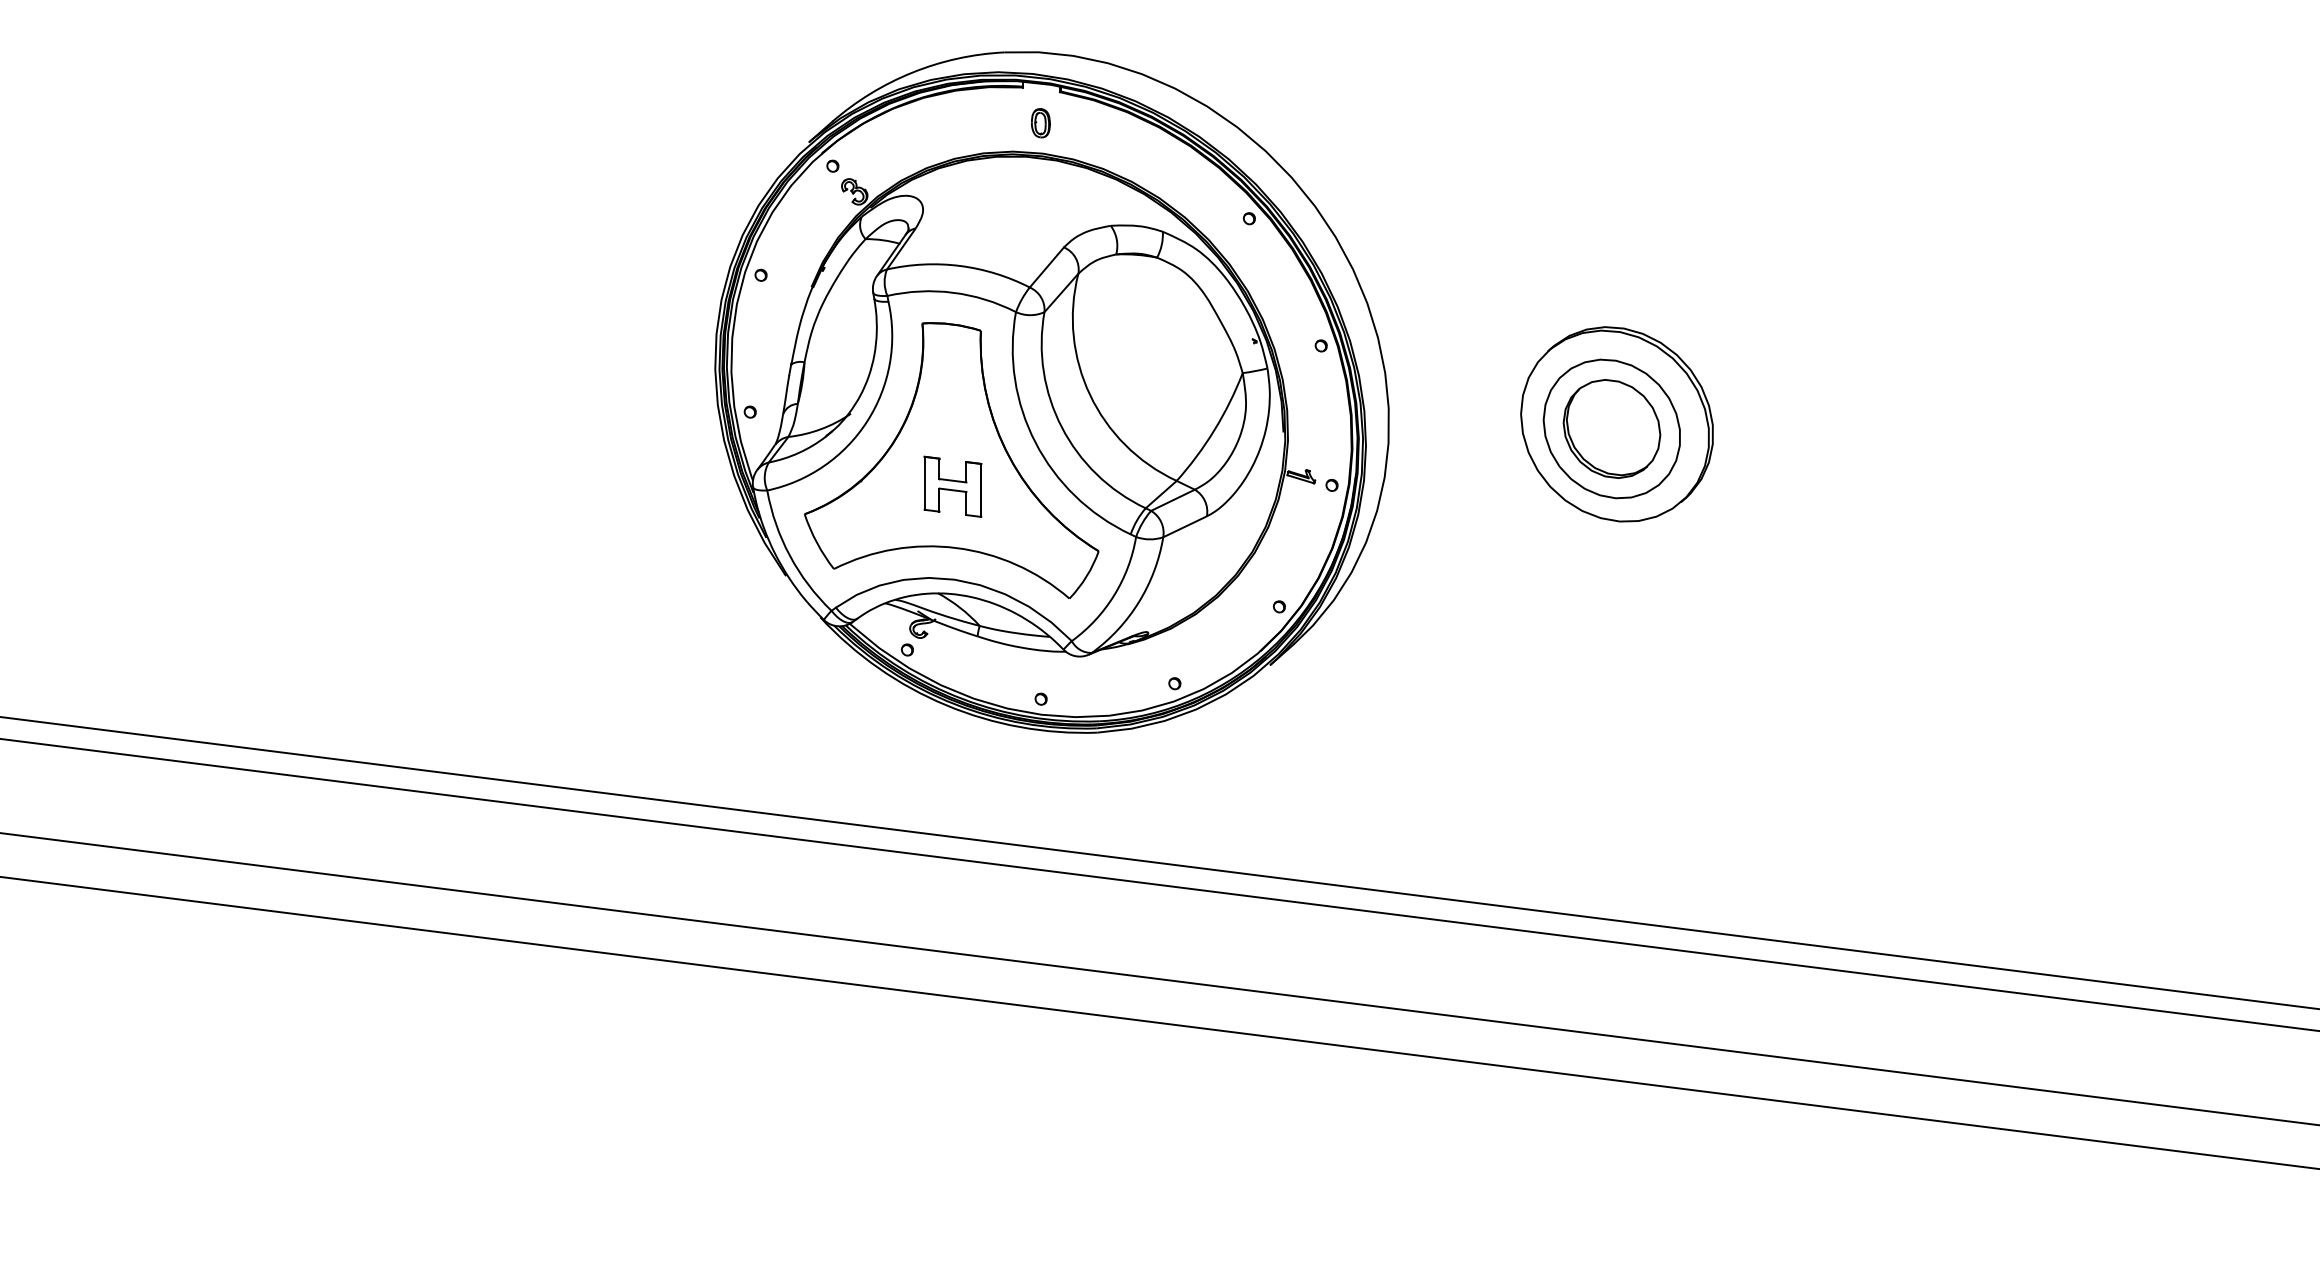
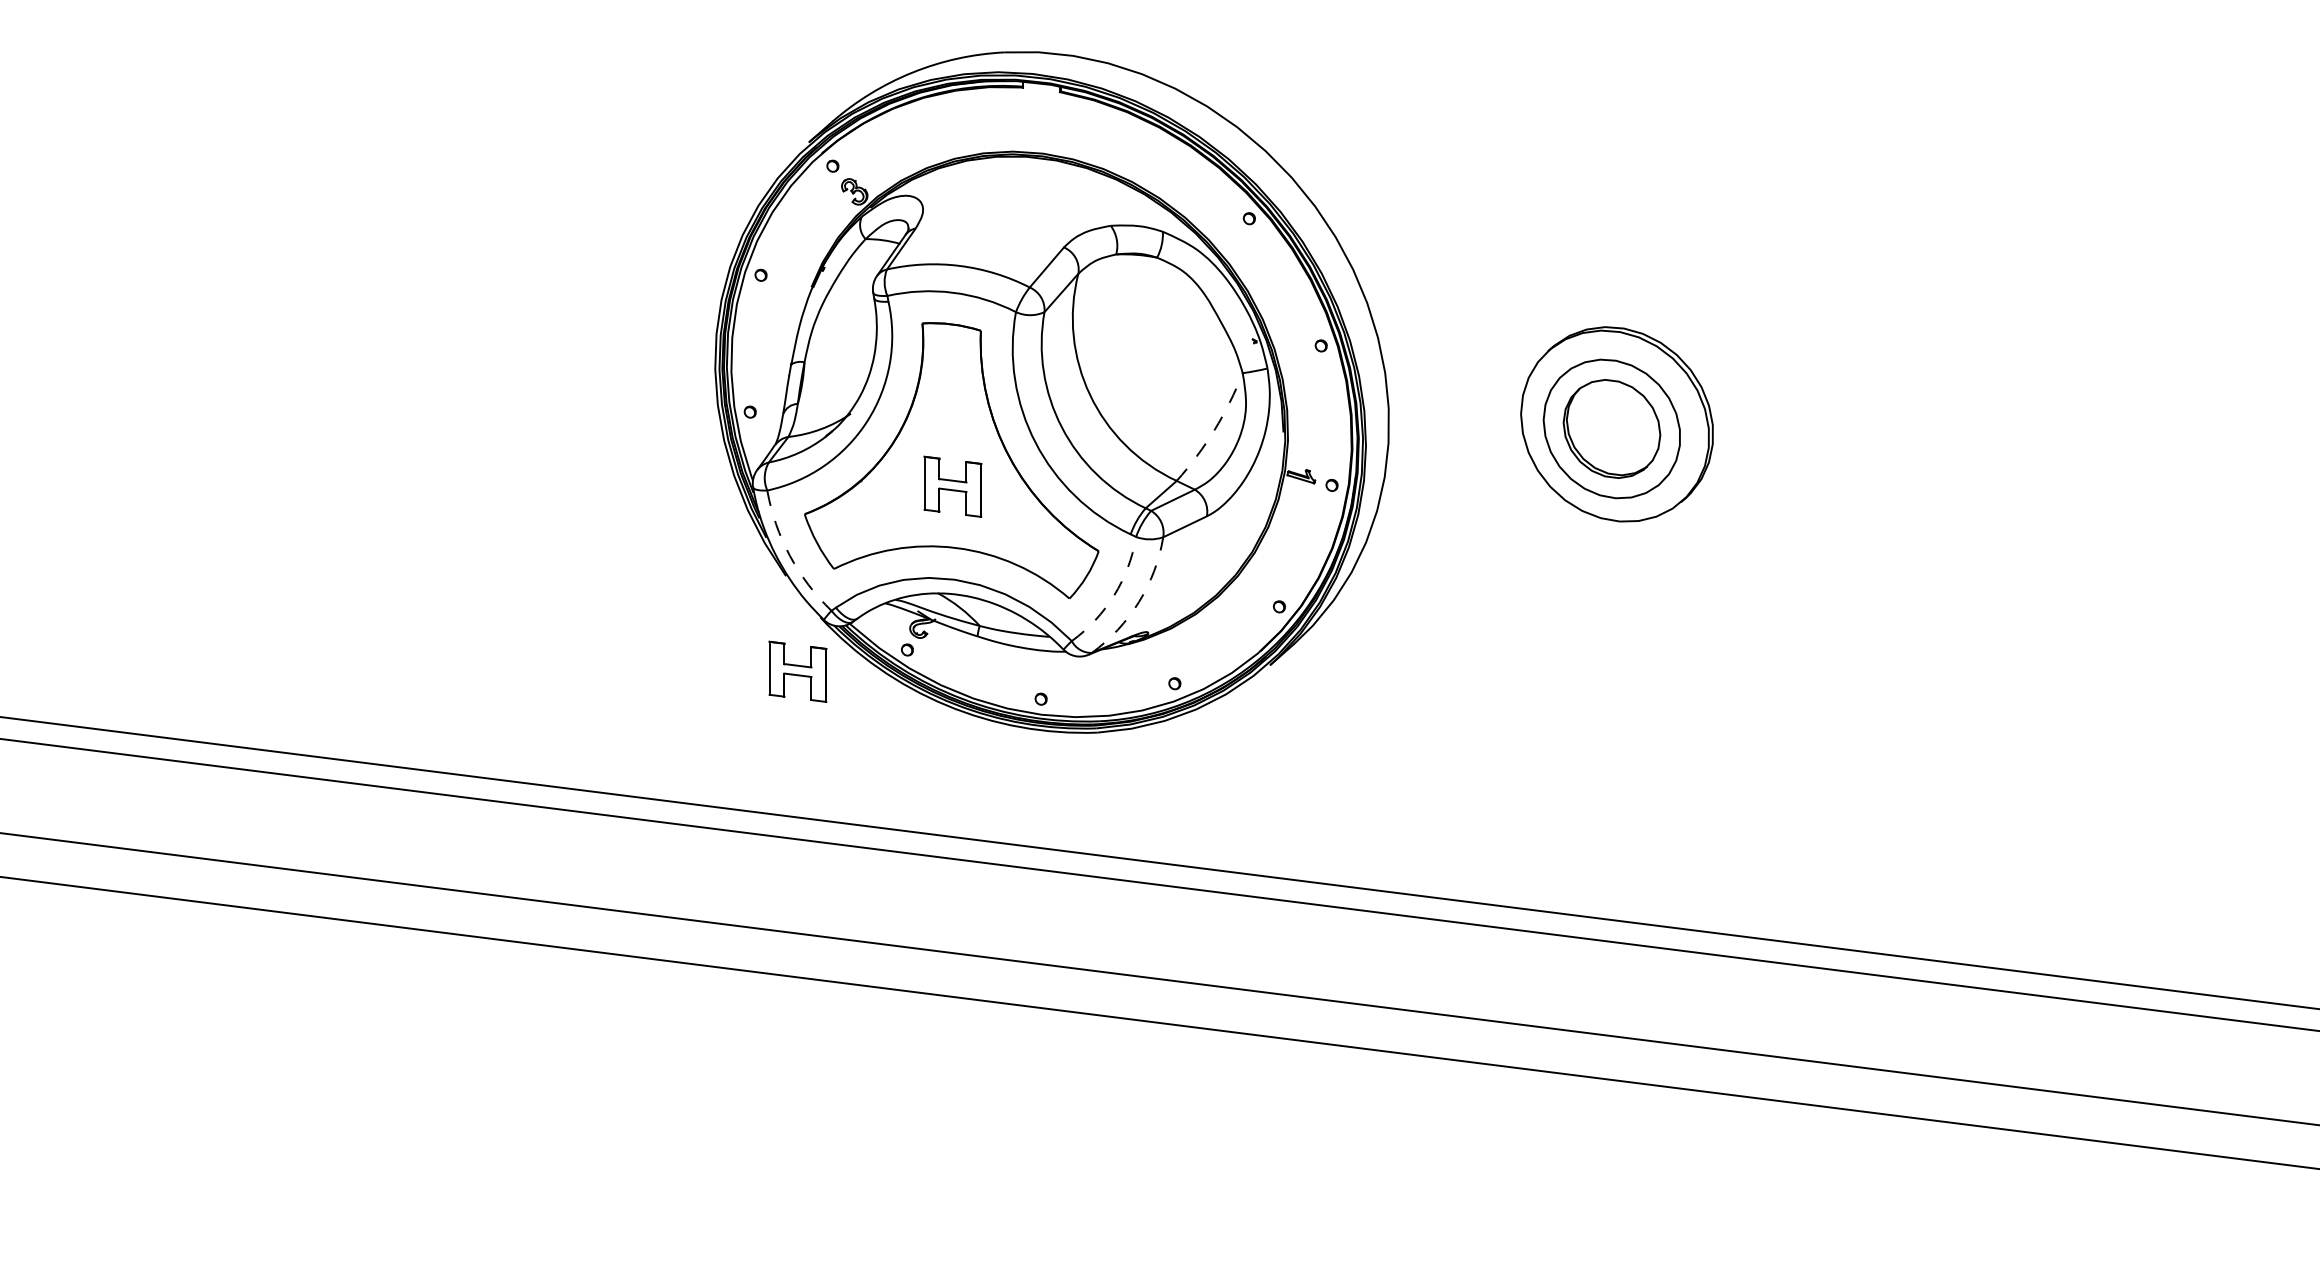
part: present -> none (1040, 123)
arc: solid -> dashed (1214, 430)
arc: solid -> dashed (789, 555)
arc: solid -> dashed (1114, 595)
arc: solid -> dashed (1138, 602)
part: none -> present (797, 671)
